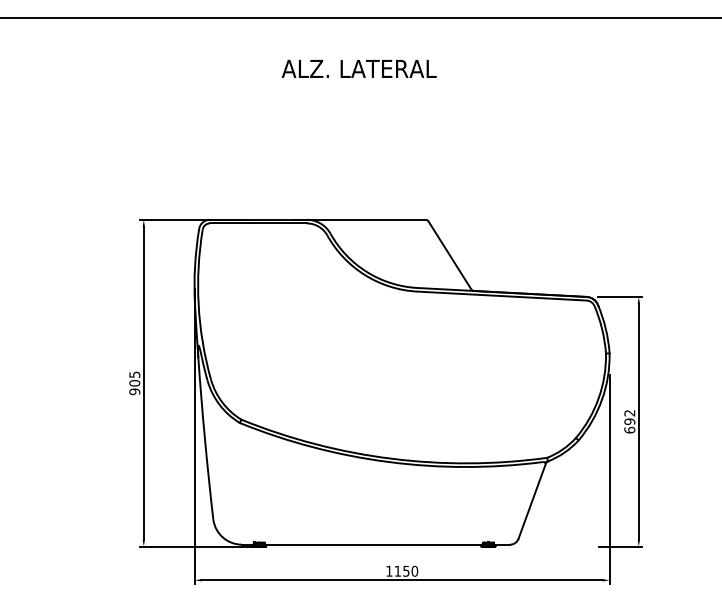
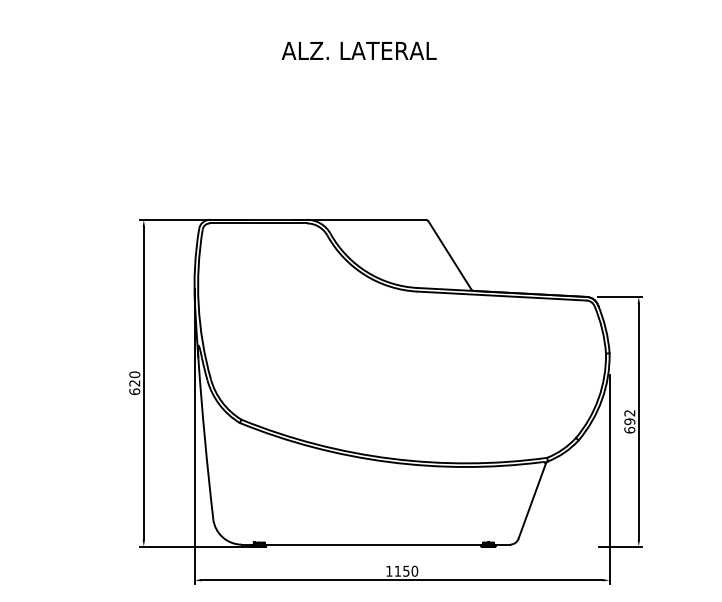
line: present -> none (360, 18)
text position: (358, 68) -> (358, 50) (358, 50)
text: 905 -> 620 (134, 383)
